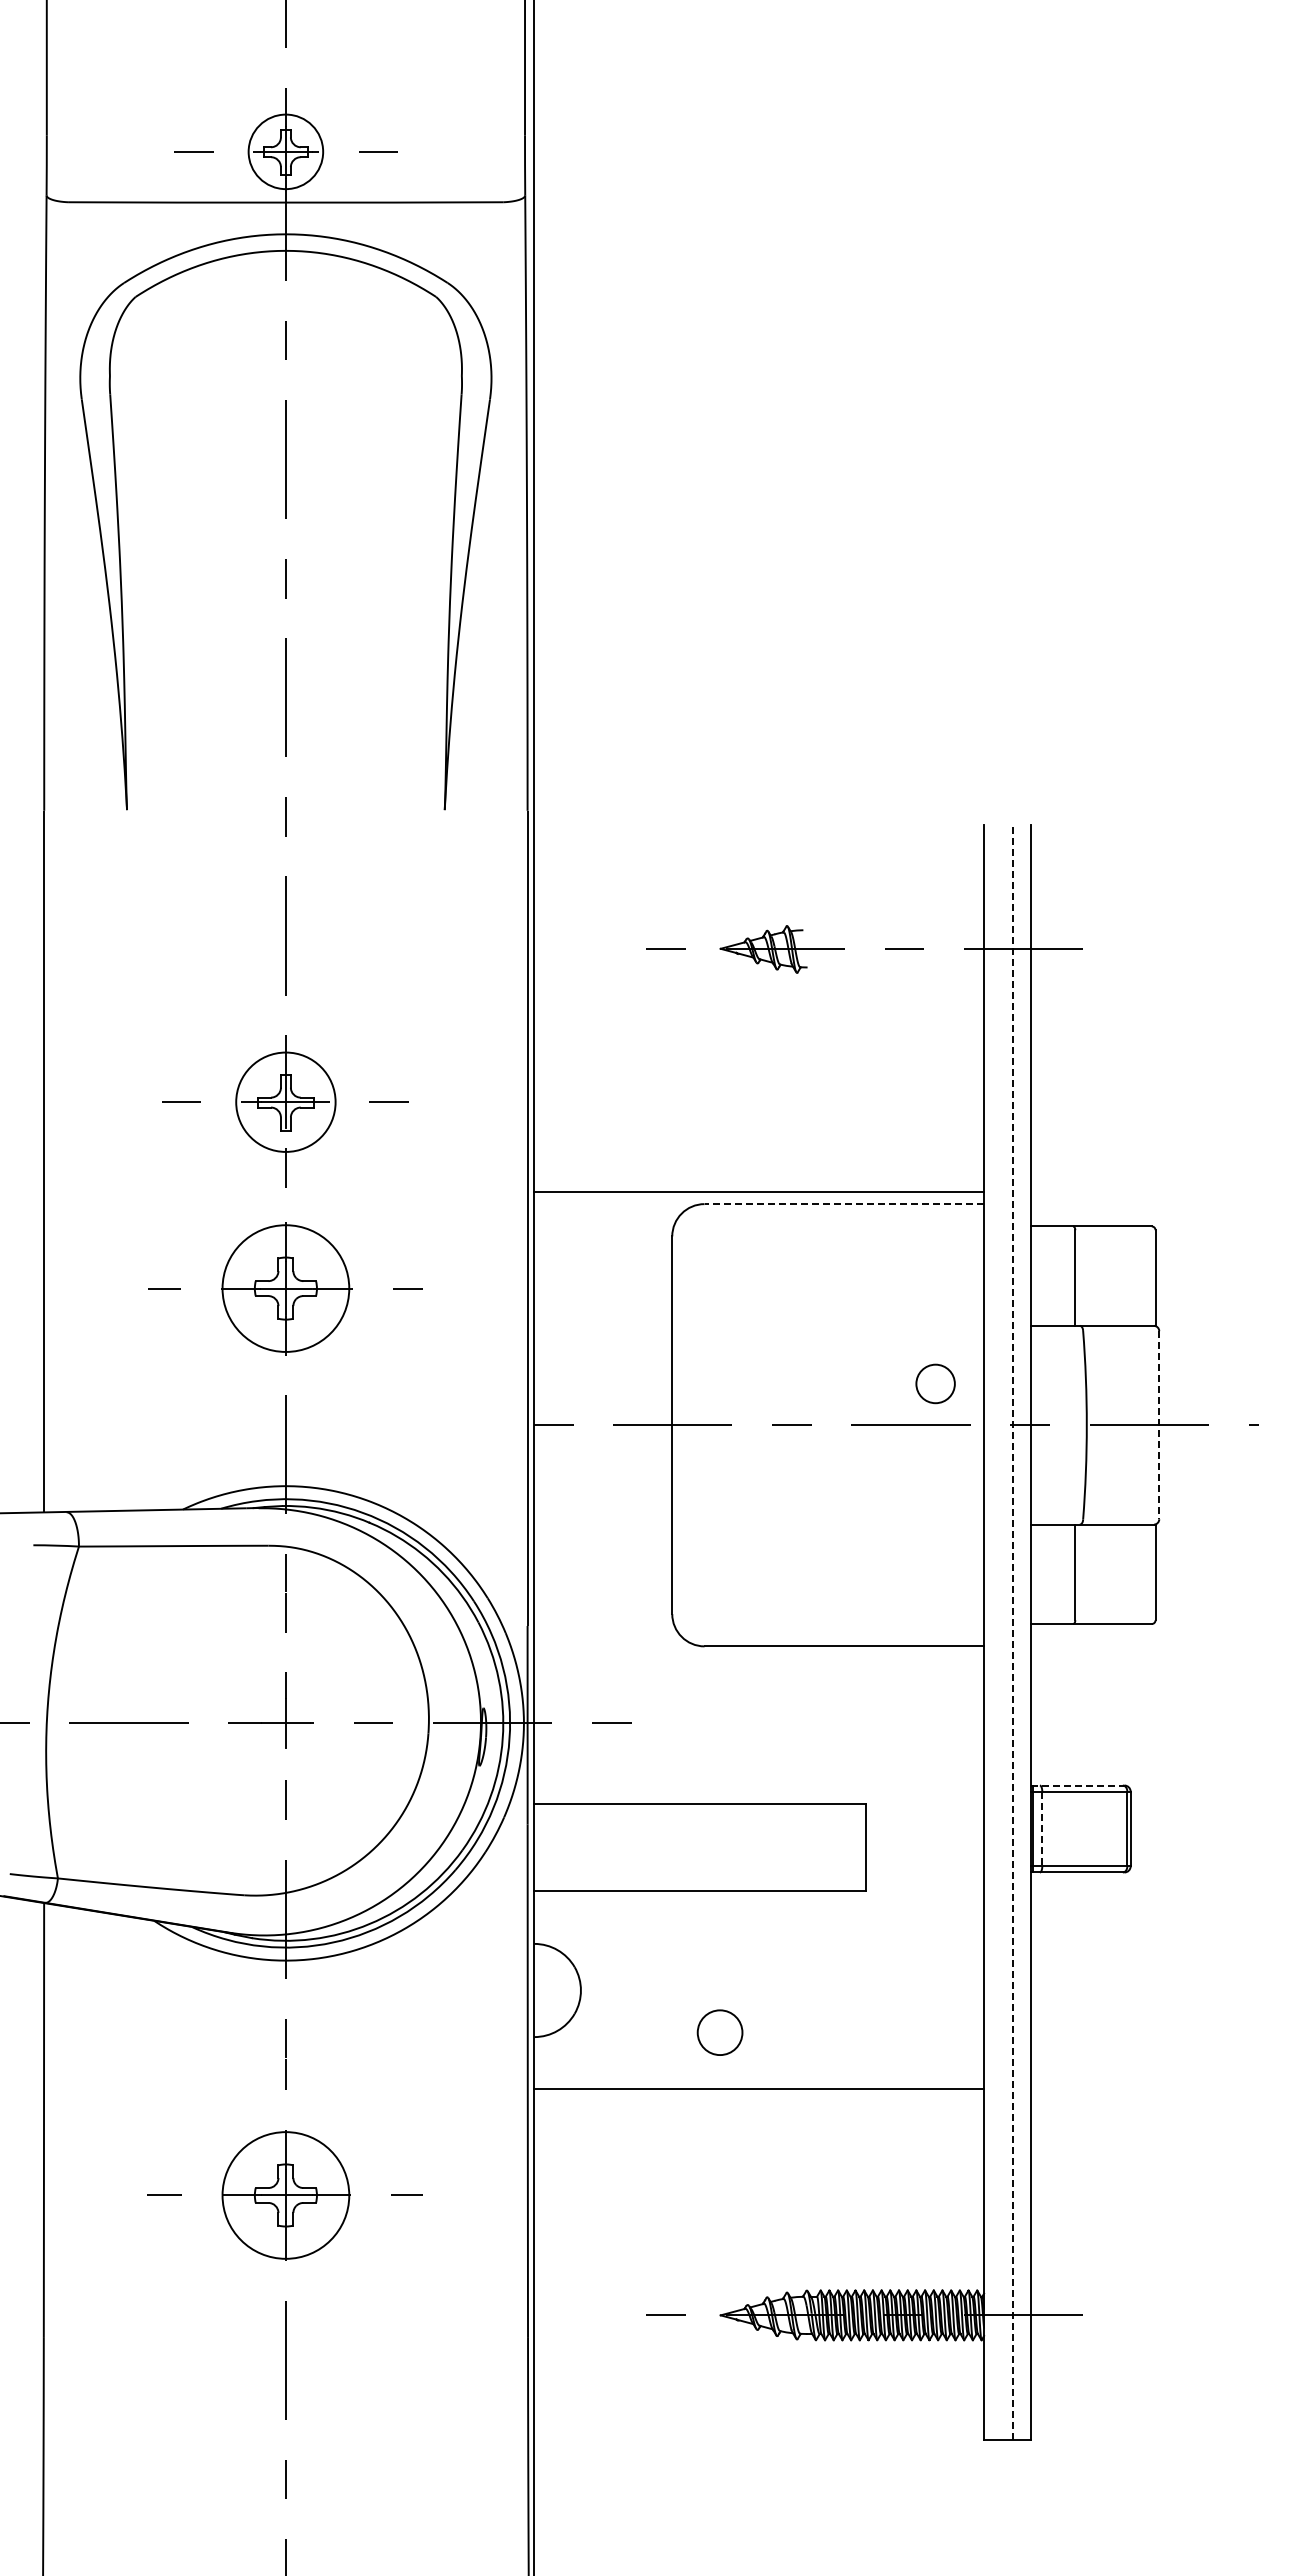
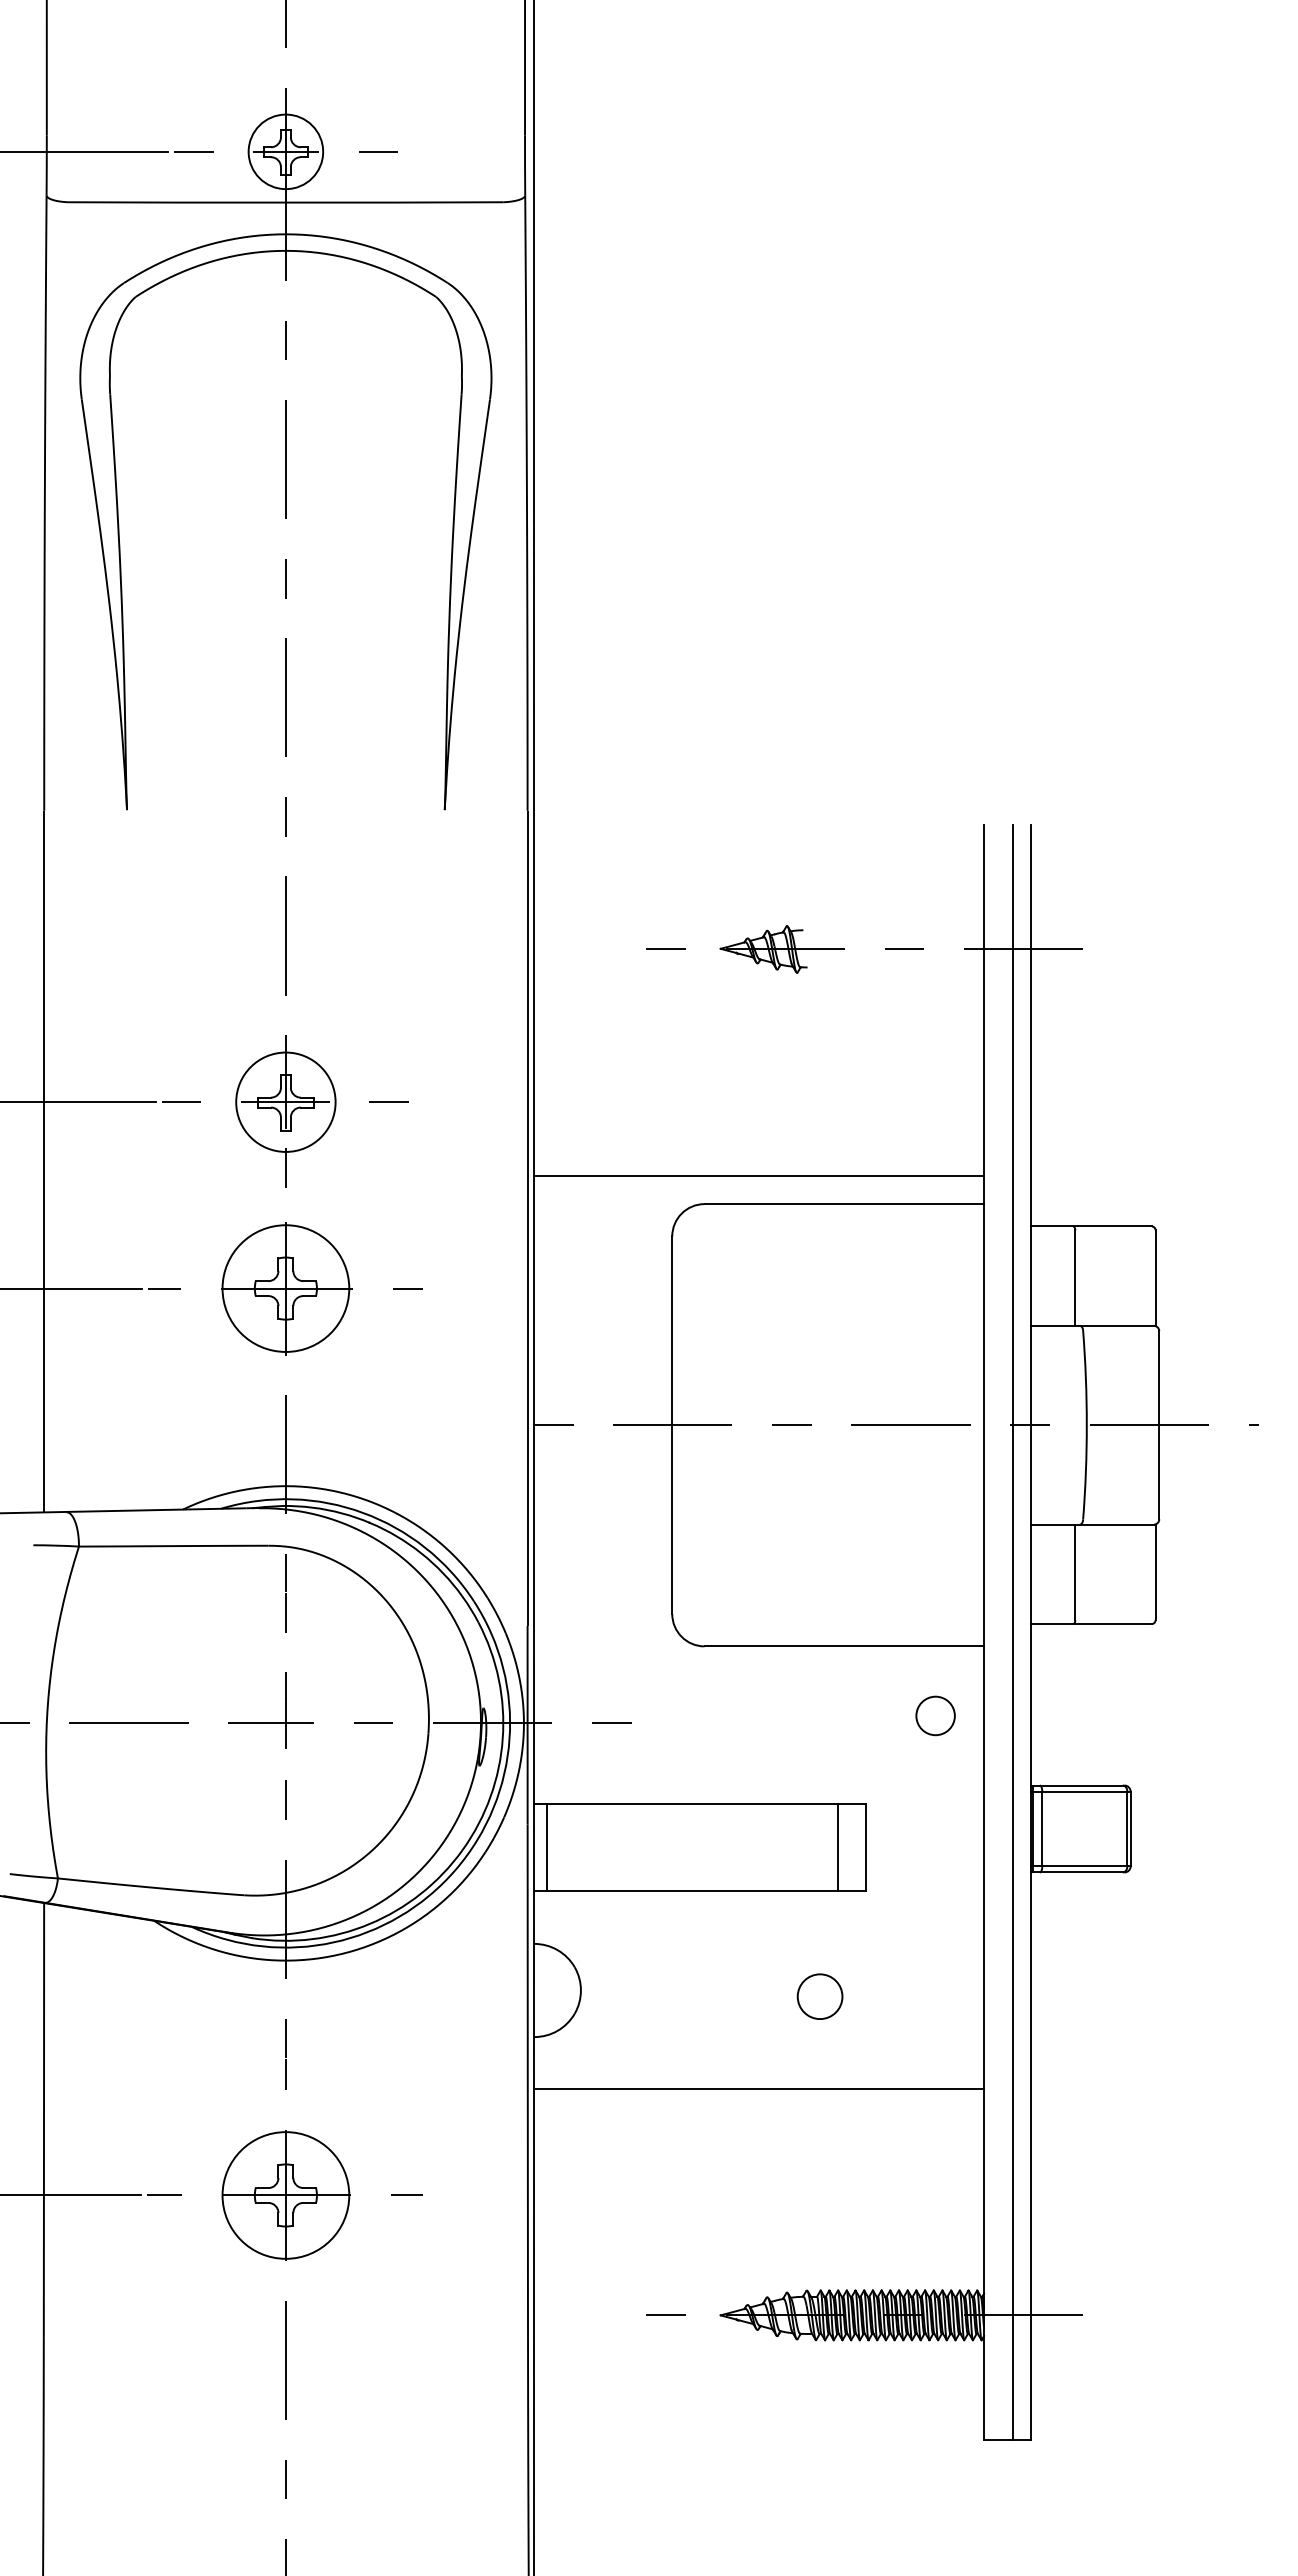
line: none -> present (84, 151)
line: none -> present (78, 1102)
line position: (759, 1191) -> (759, 1175) (759, 1175)
line: dashed -> solid (844, 1204)
line: none -> present (71, 1288)
part position: (935, 1383) -> (935, 1715) (935, 1715)
line: dashed -> solid (1159, 1425)
line: dashed -> solid (1012, 1632)
line: dashed -> solid (1077, 1785)
line: dashed -> solid (1042, 1829)
line: none -> present (547, 1847)
line: none -> present (838, 1847)
part position: (719, 2032) -> (819, 1996) (819, 1996)
line: none -> present (71, 2195)
